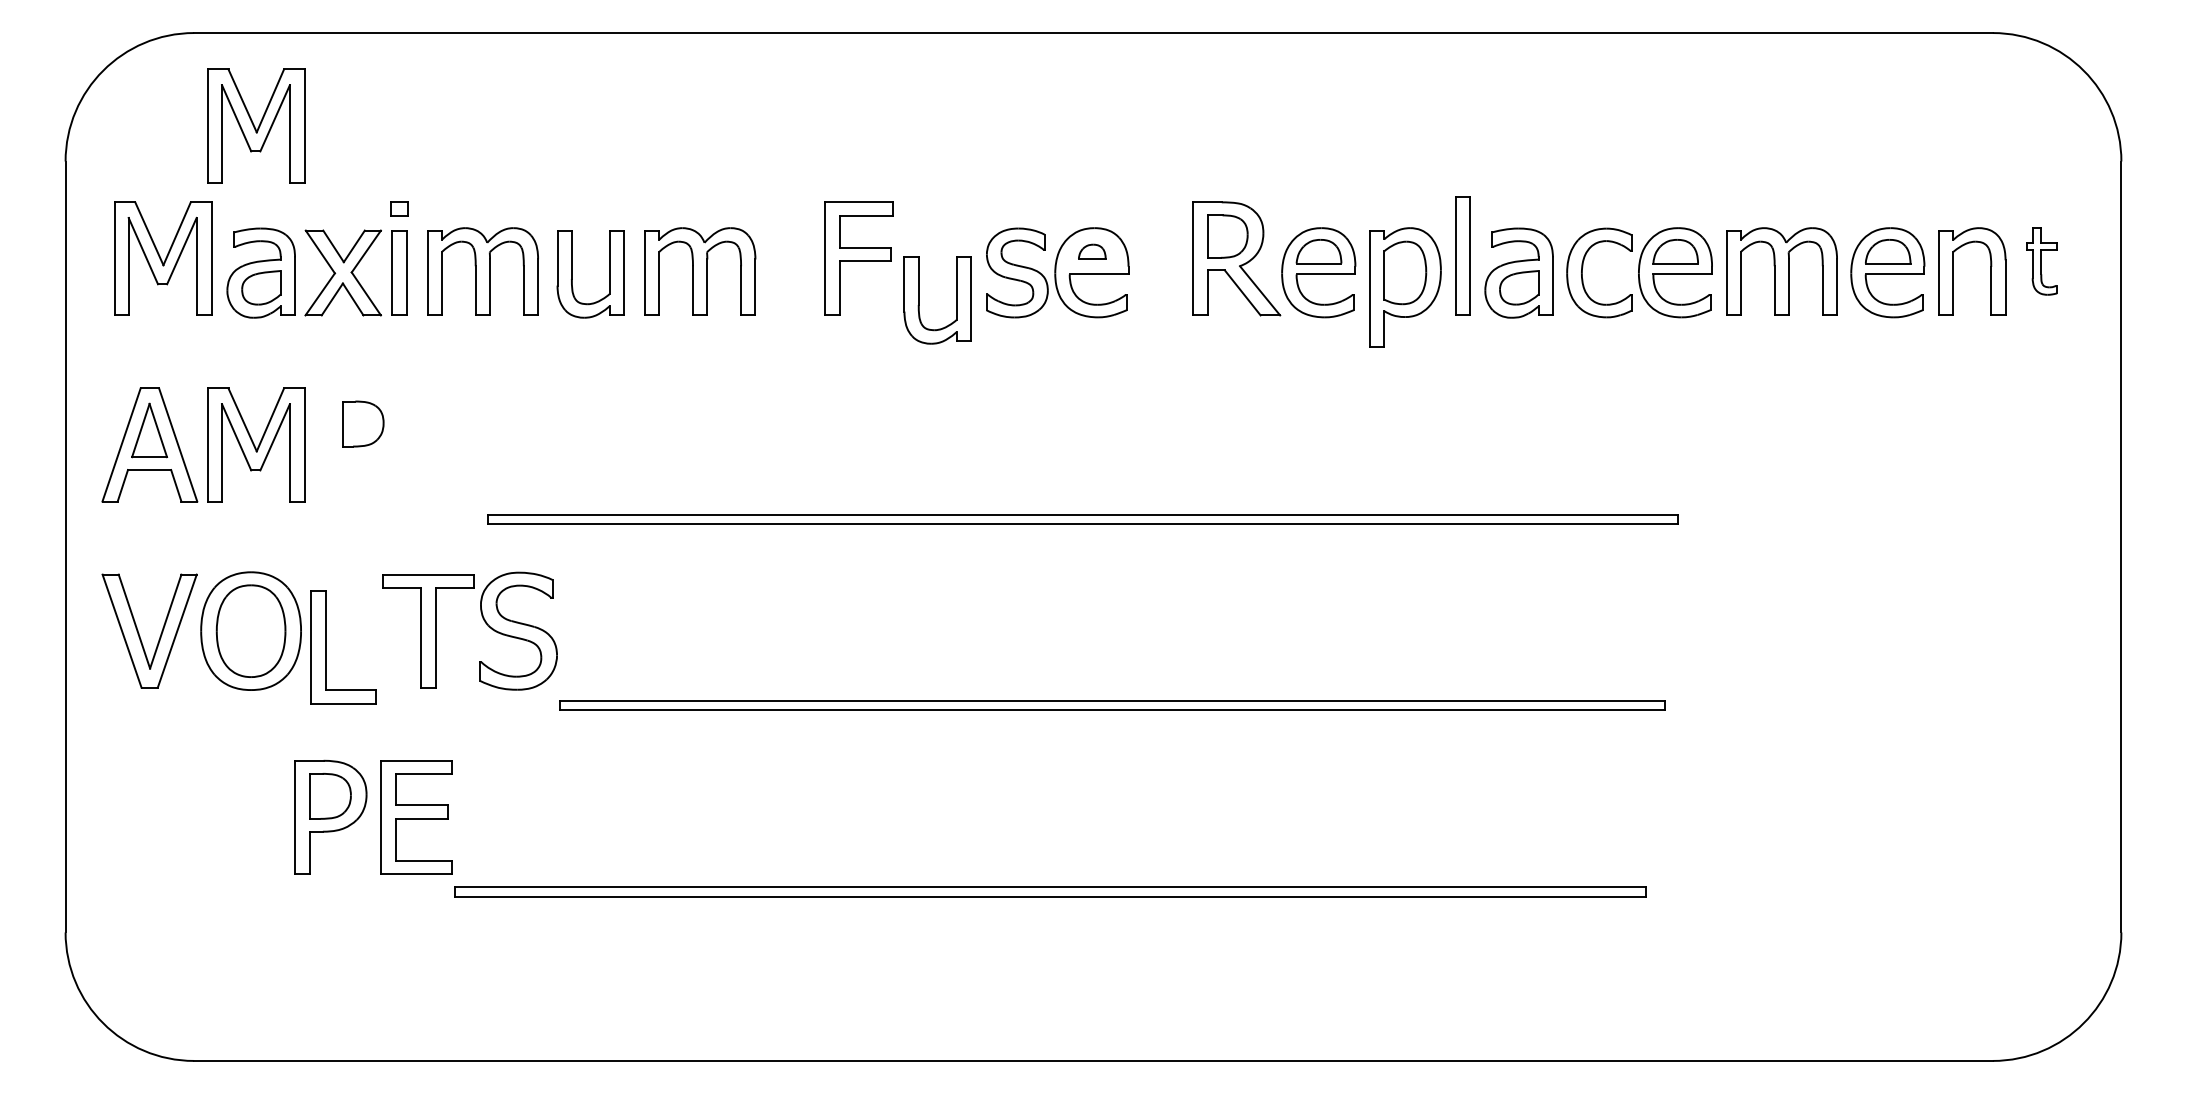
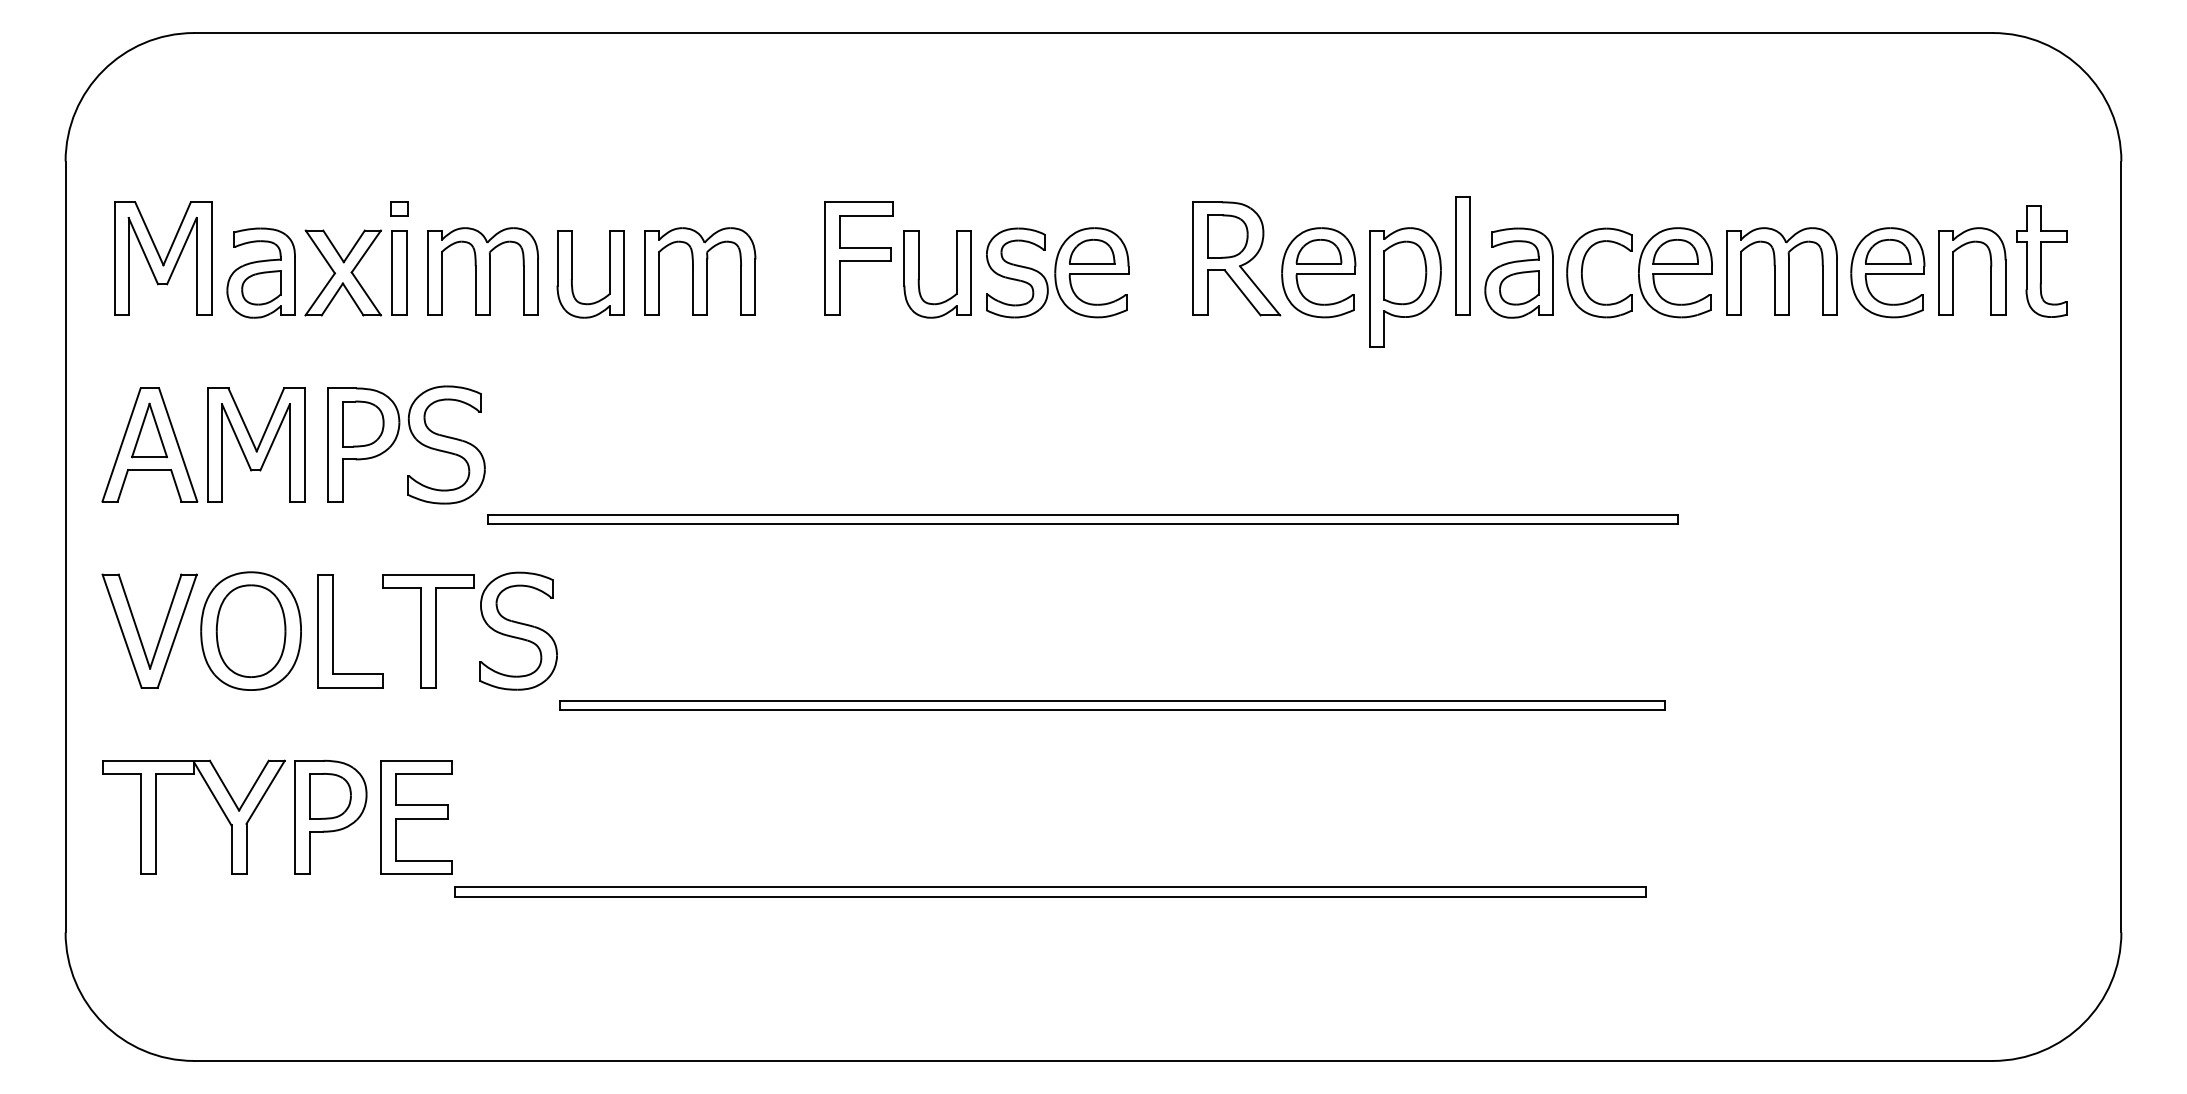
part: present -> none (256, 125)
part size: 29x17 px -> 47x26 px (1092, 251)
part size: 32x69 px -> 52x113 px (2041, 261)
part position: (919, 300) -> (919, 274) (919, 274)
part: none -> present (413, 437)
part position: (326, 647) -> (333, 631) (333, 631)
part: none -> present (216, 802)
